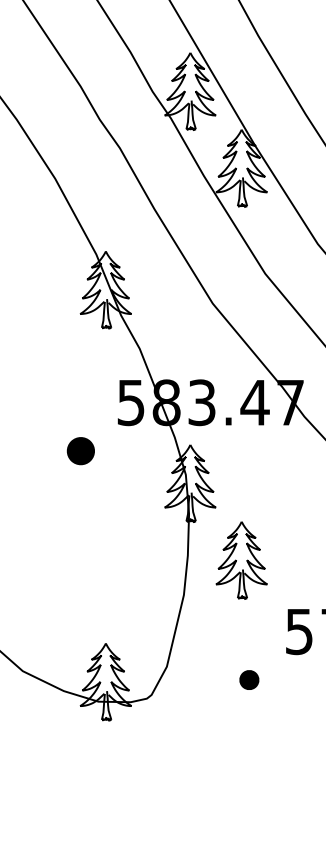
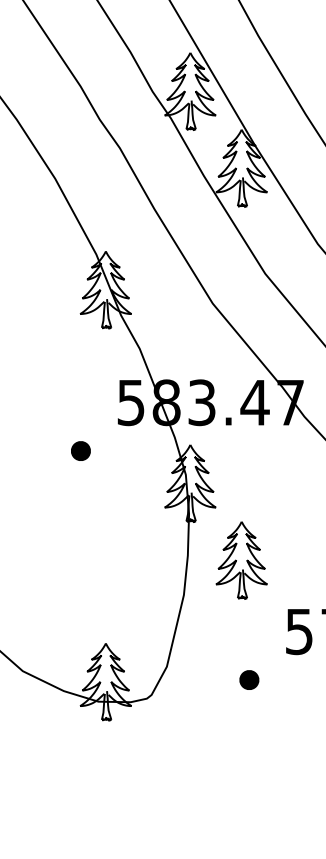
part size: 29x29 px -> 20x20 px (80, 450)
